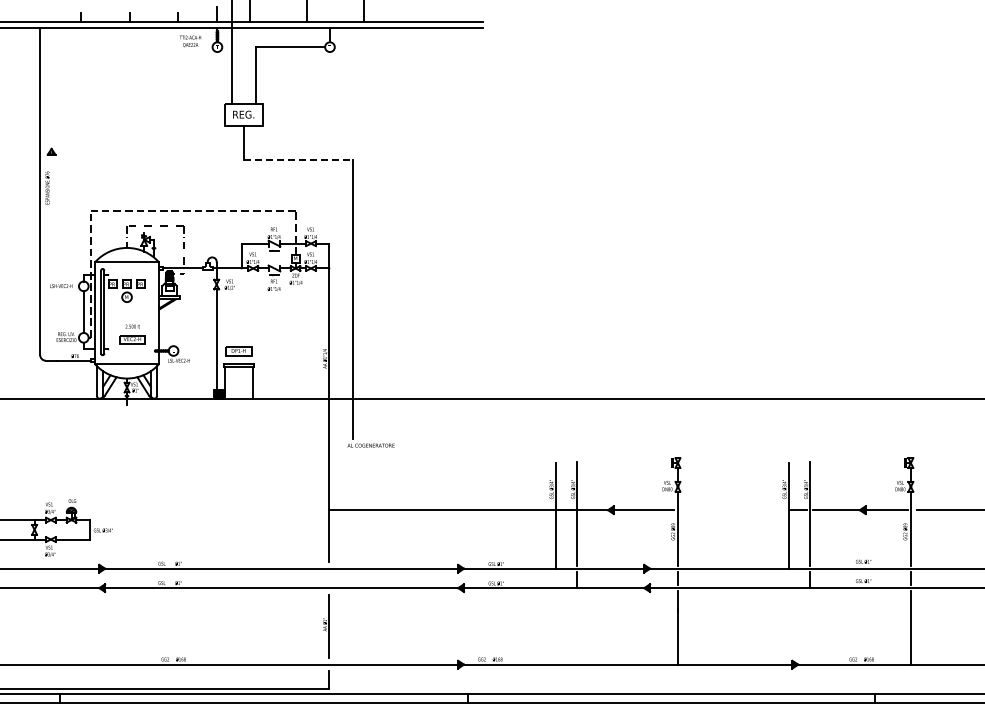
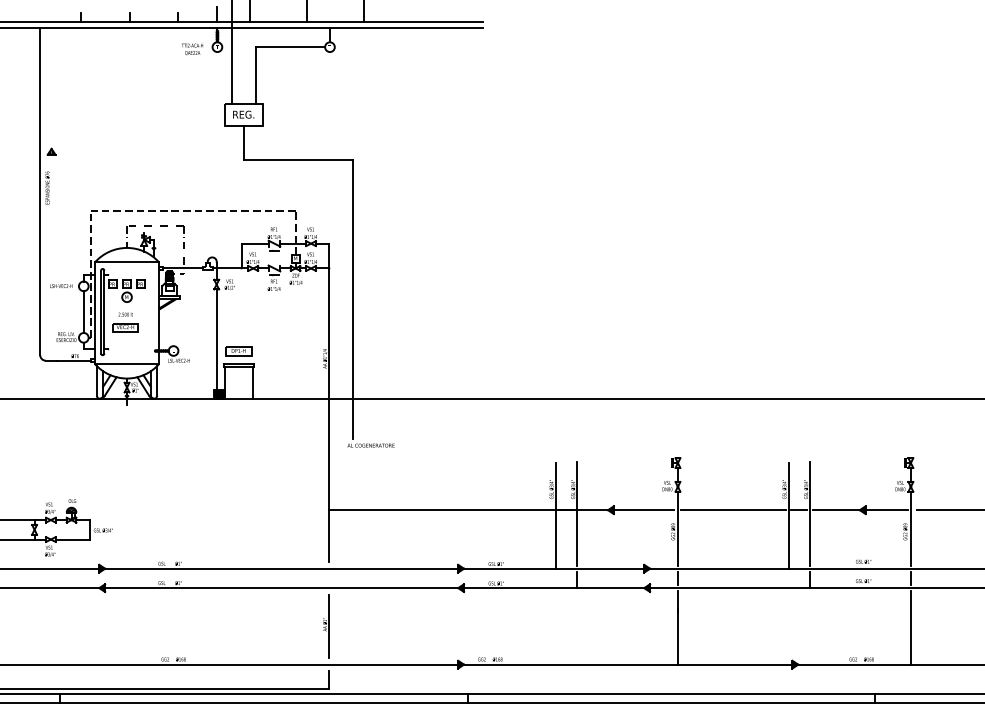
text position: (190, 41) -> (192, 49) (192, 49)
line: dashed -> solid (298, 159)
part position: (132, 334) -> (125, 322) (125, 322)
line: none -> present (733, 510)
